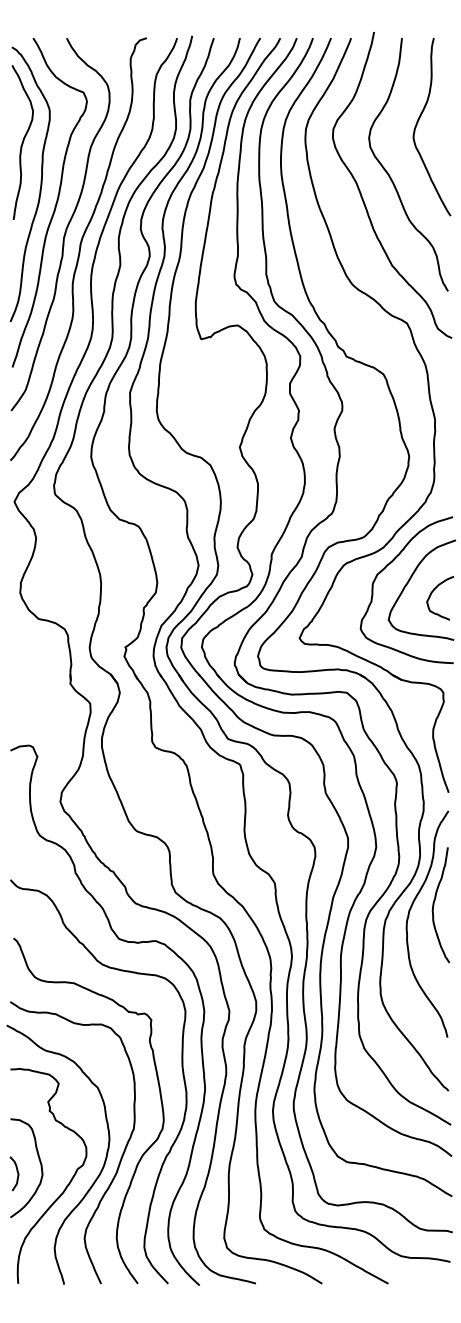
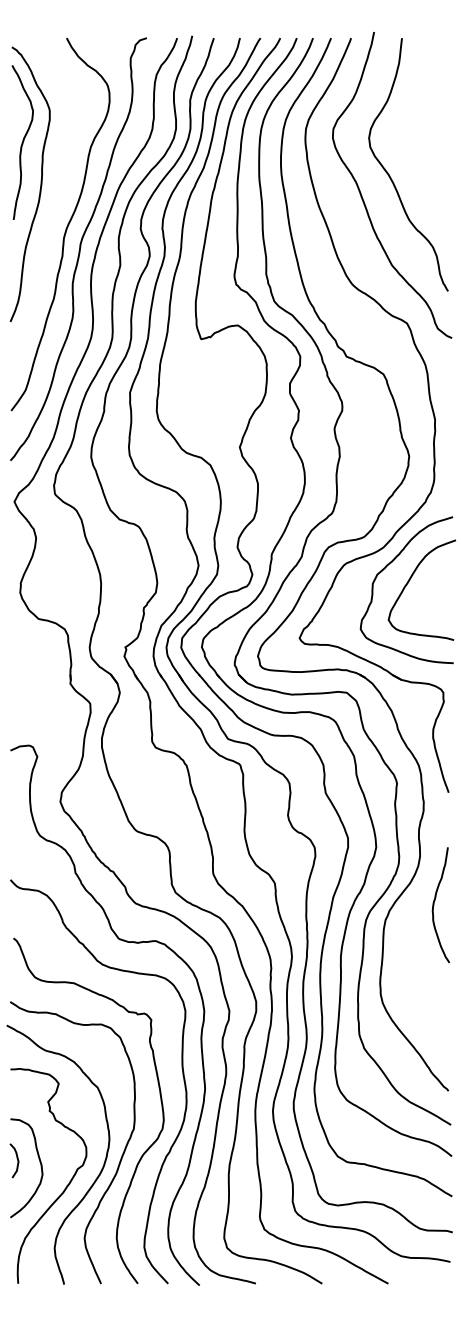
curve: present -> none (419, 120)
curve: present -> none (55, 203)
curve: present -> none (432, 593)
curve: present -> none (408, 920)
curve position: (16, 1171) -> (16, 1158) (16, 1158)
